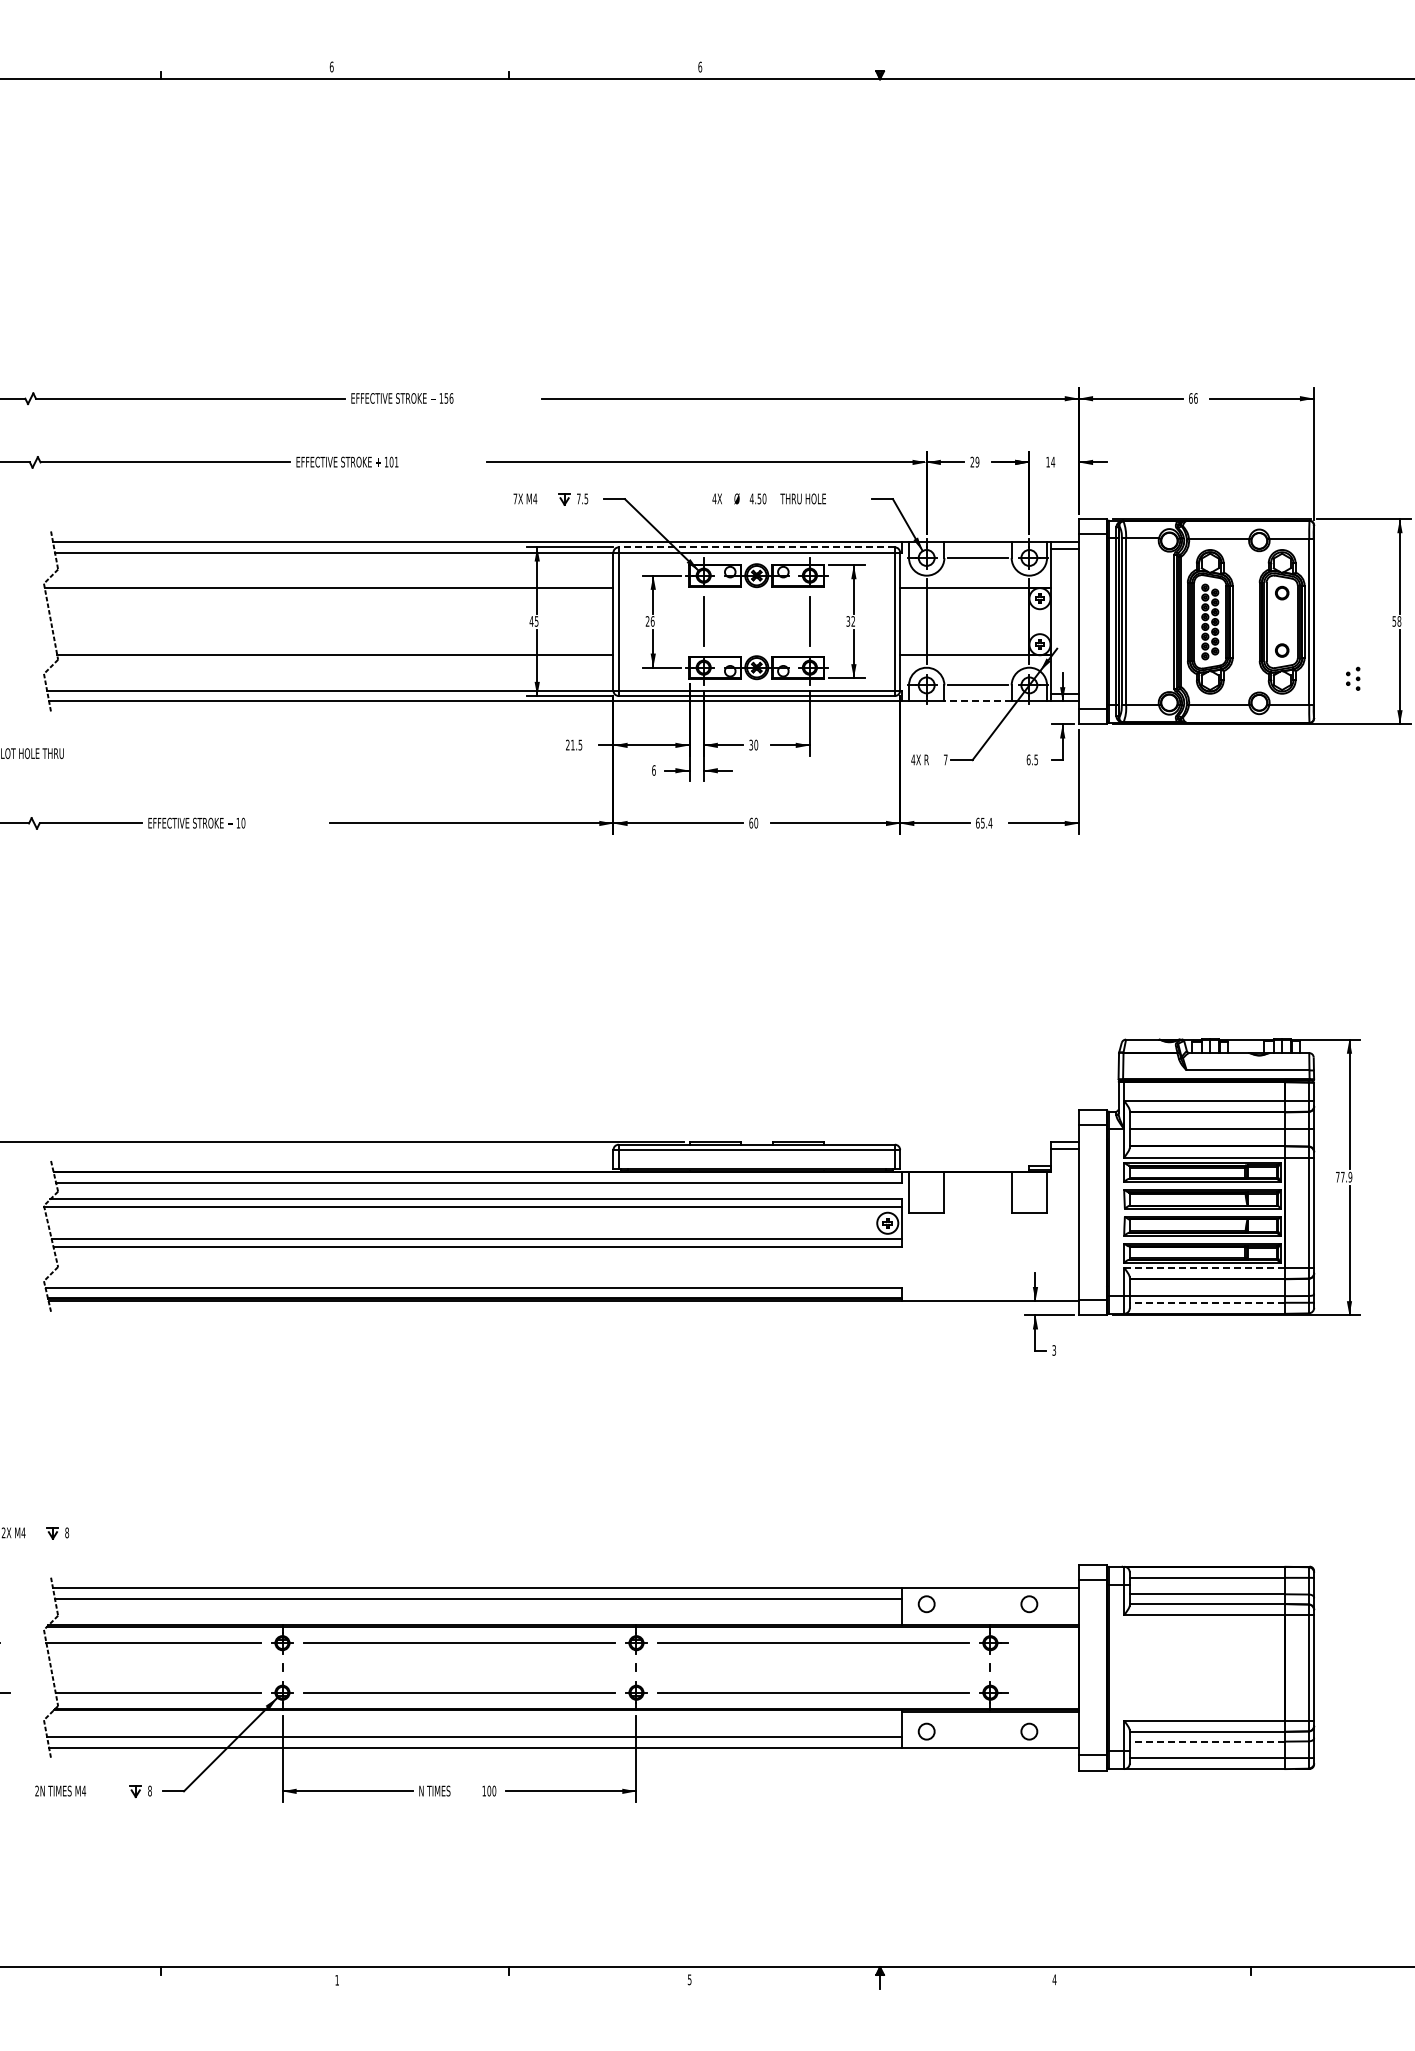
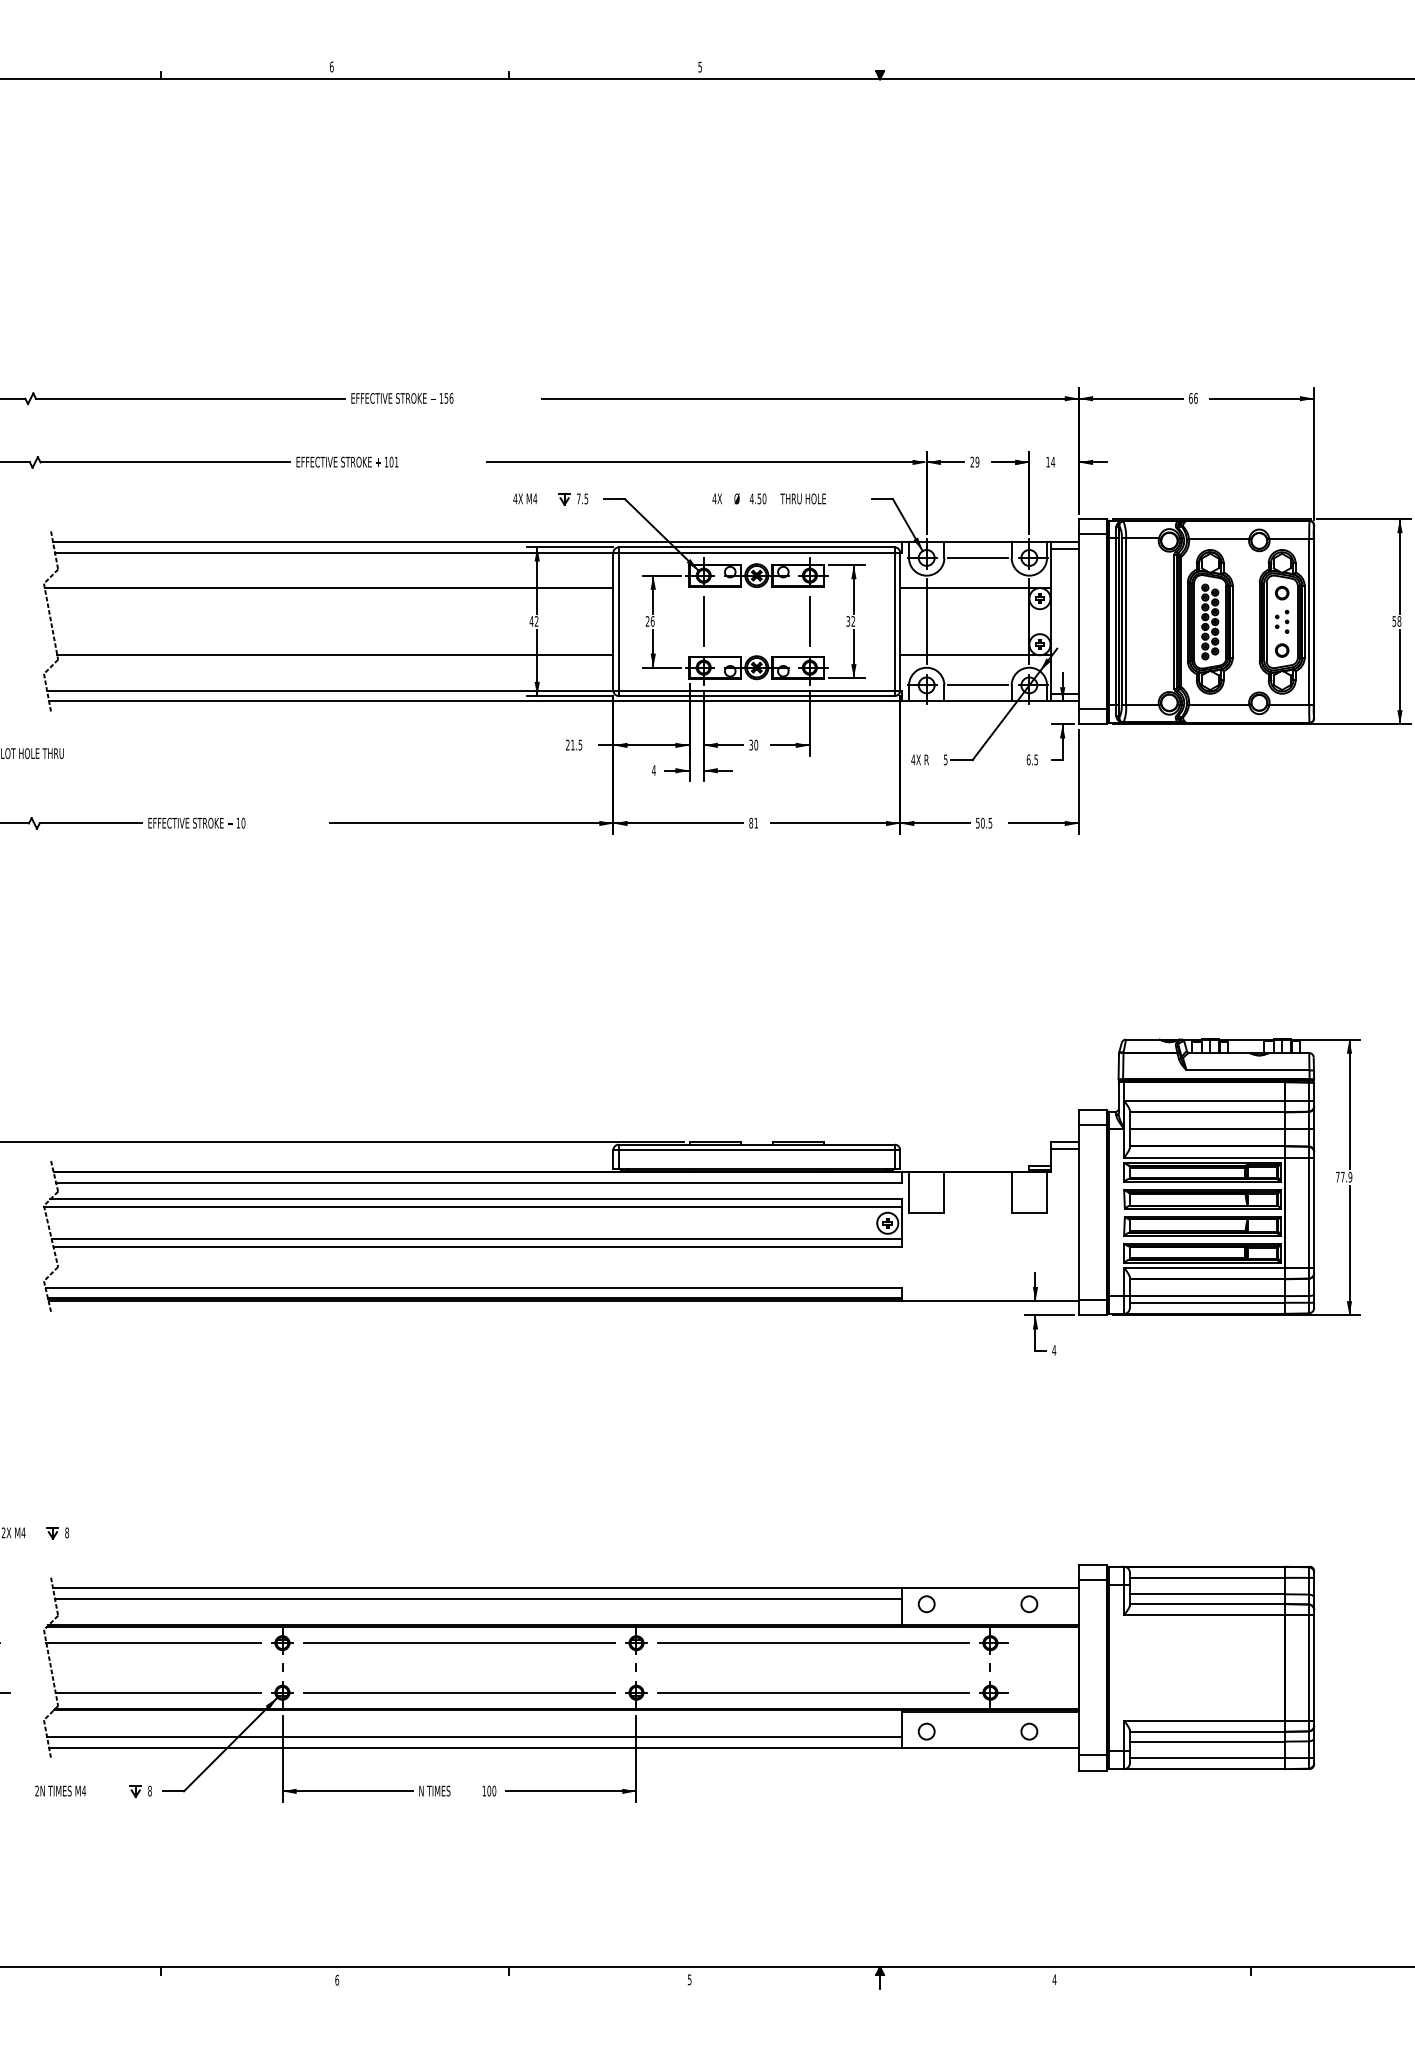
text: 6 -> 5 (700, 66)
text: 7X -> 4X (515, 498)
line: dashed -> solid (756, 547)
text: 45 -> 42 (536, 621)
part position: (1353, 678) -> (1282, 621) (1282, 621)
line: dashed -> solid (978, 701)
text: 7 -> 5 (945, 759)
text: 6 -> 4 (653, 770)
text: 60 -> 81 (753, 822)
text: 65.4 -> 50.5 (984, 822)
line: dashed -> solid (1204, 1267)
line: dashed -> solid (1207, 1302)
text: 3 -> 4 (1054, 1350)
line: dashed -> solid (1207, 1741)
text: 1 -> 6 (337, 1979)
